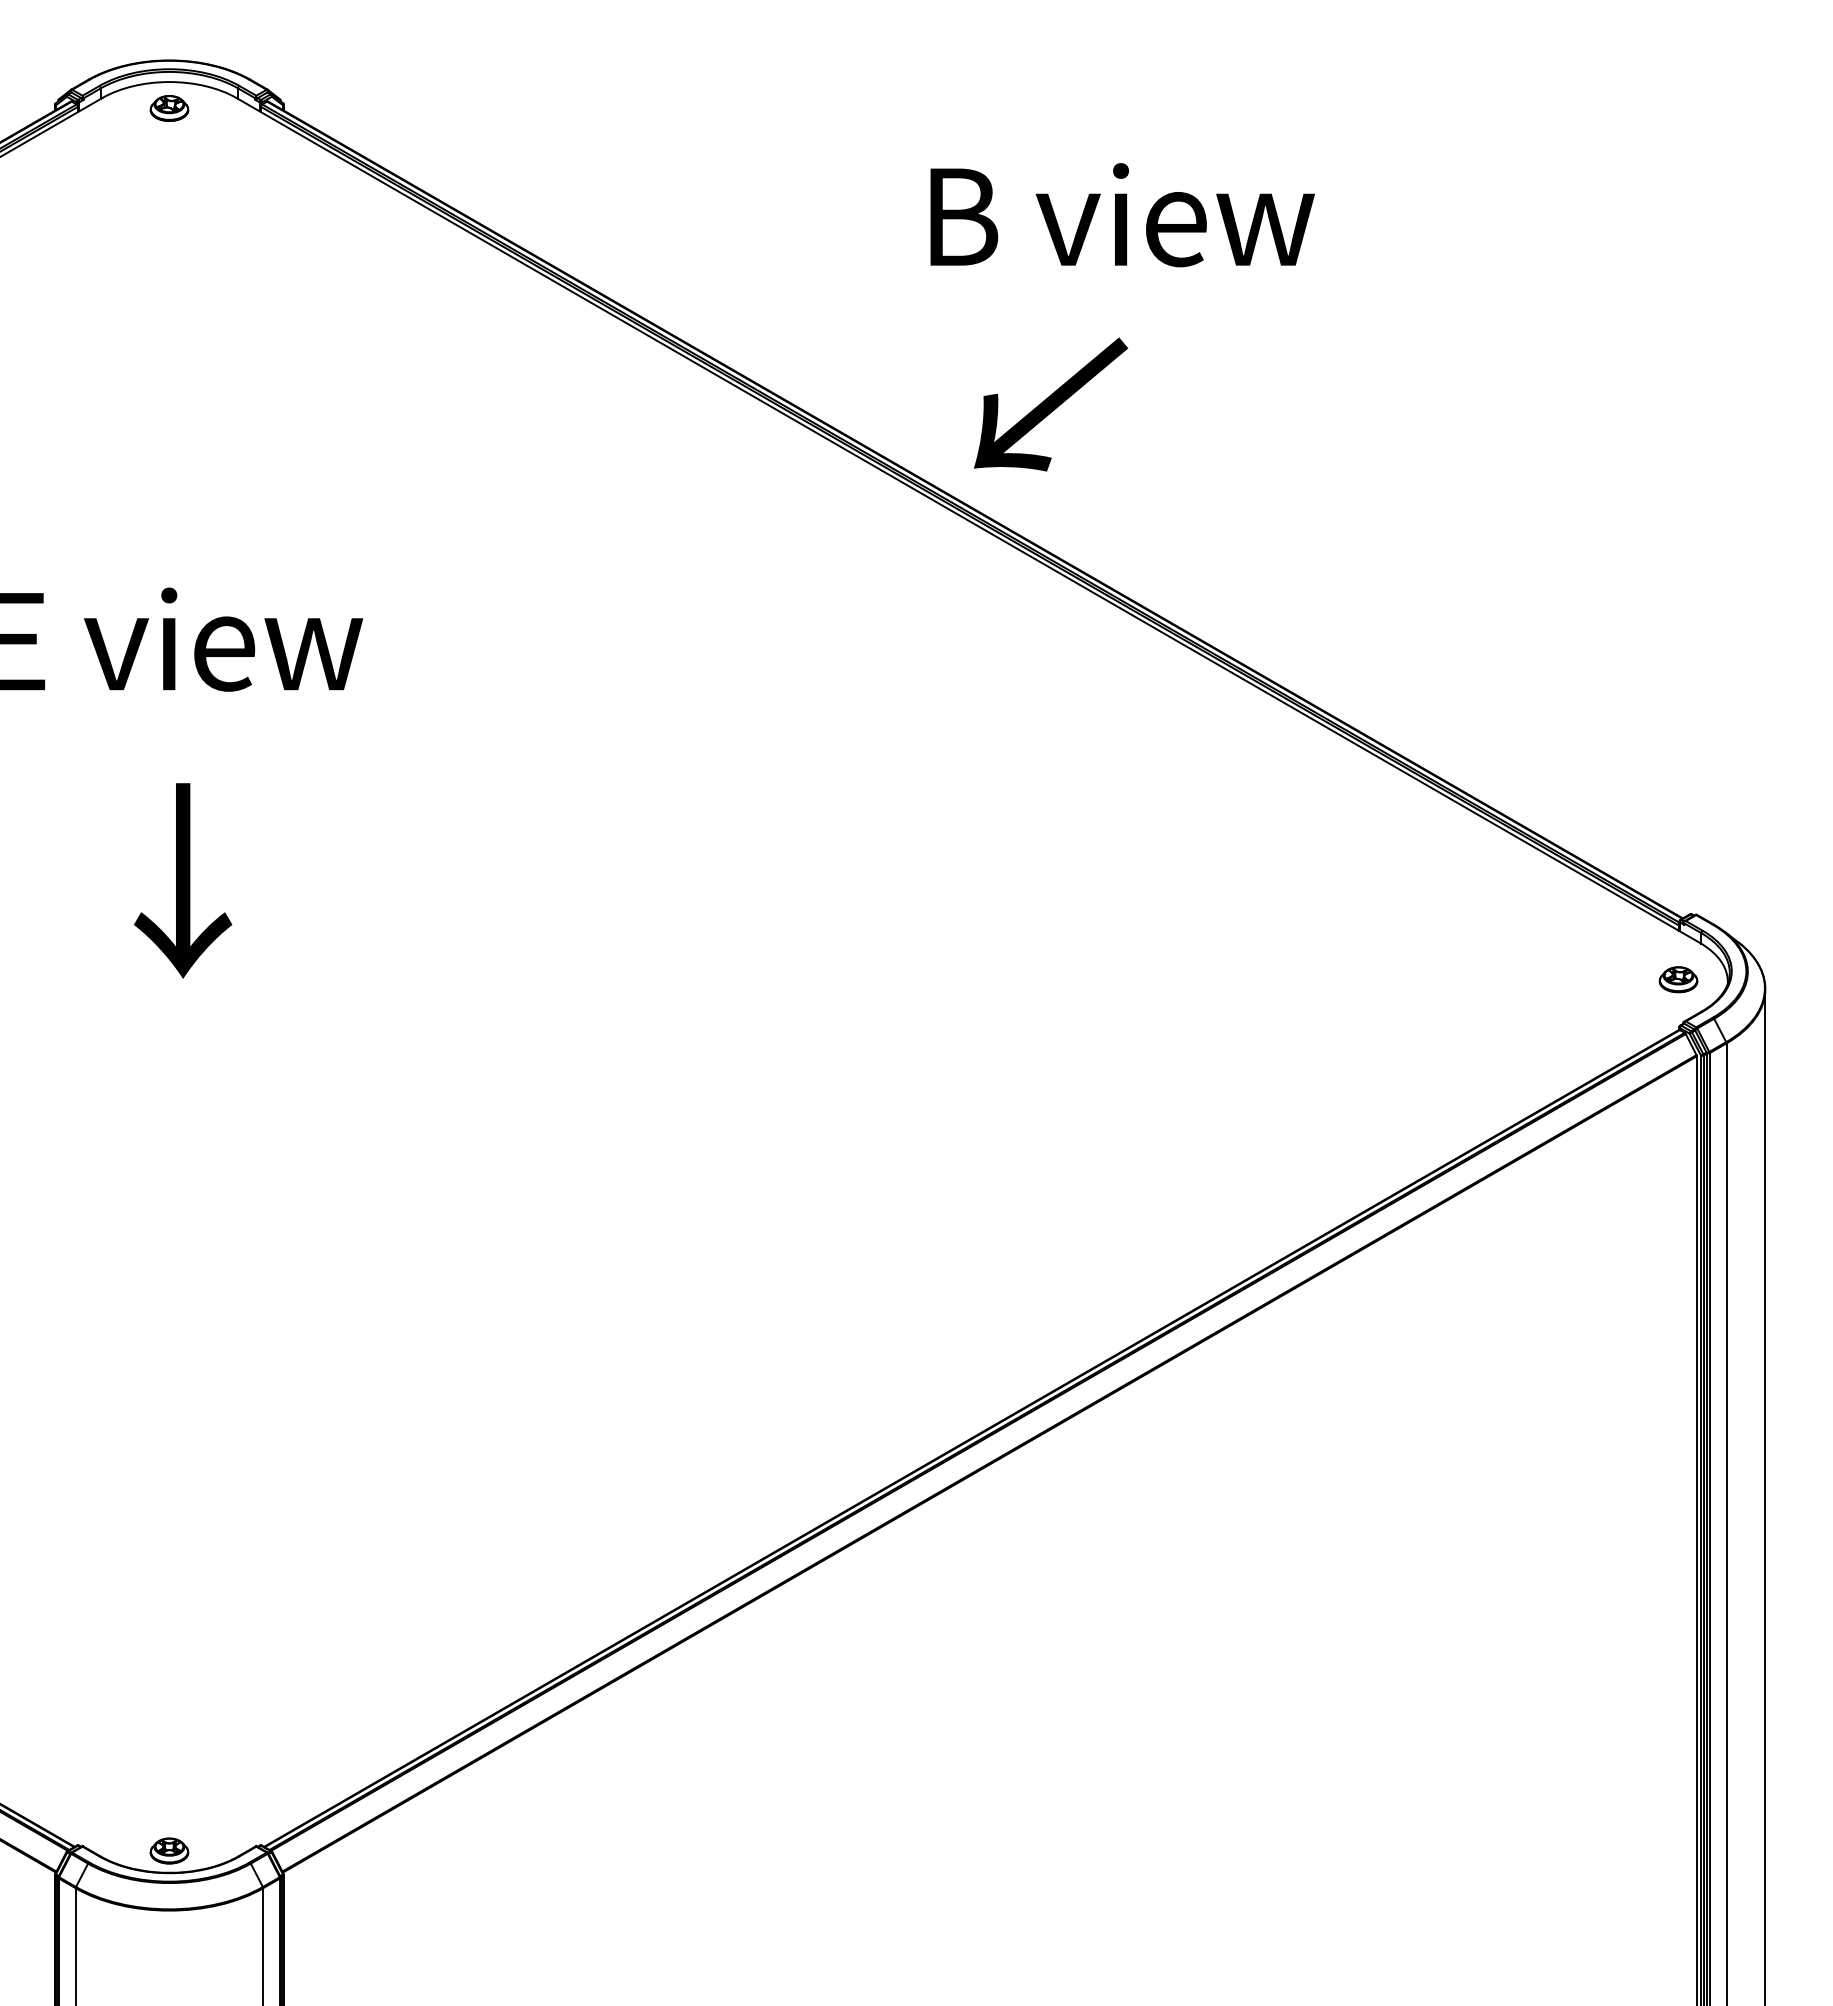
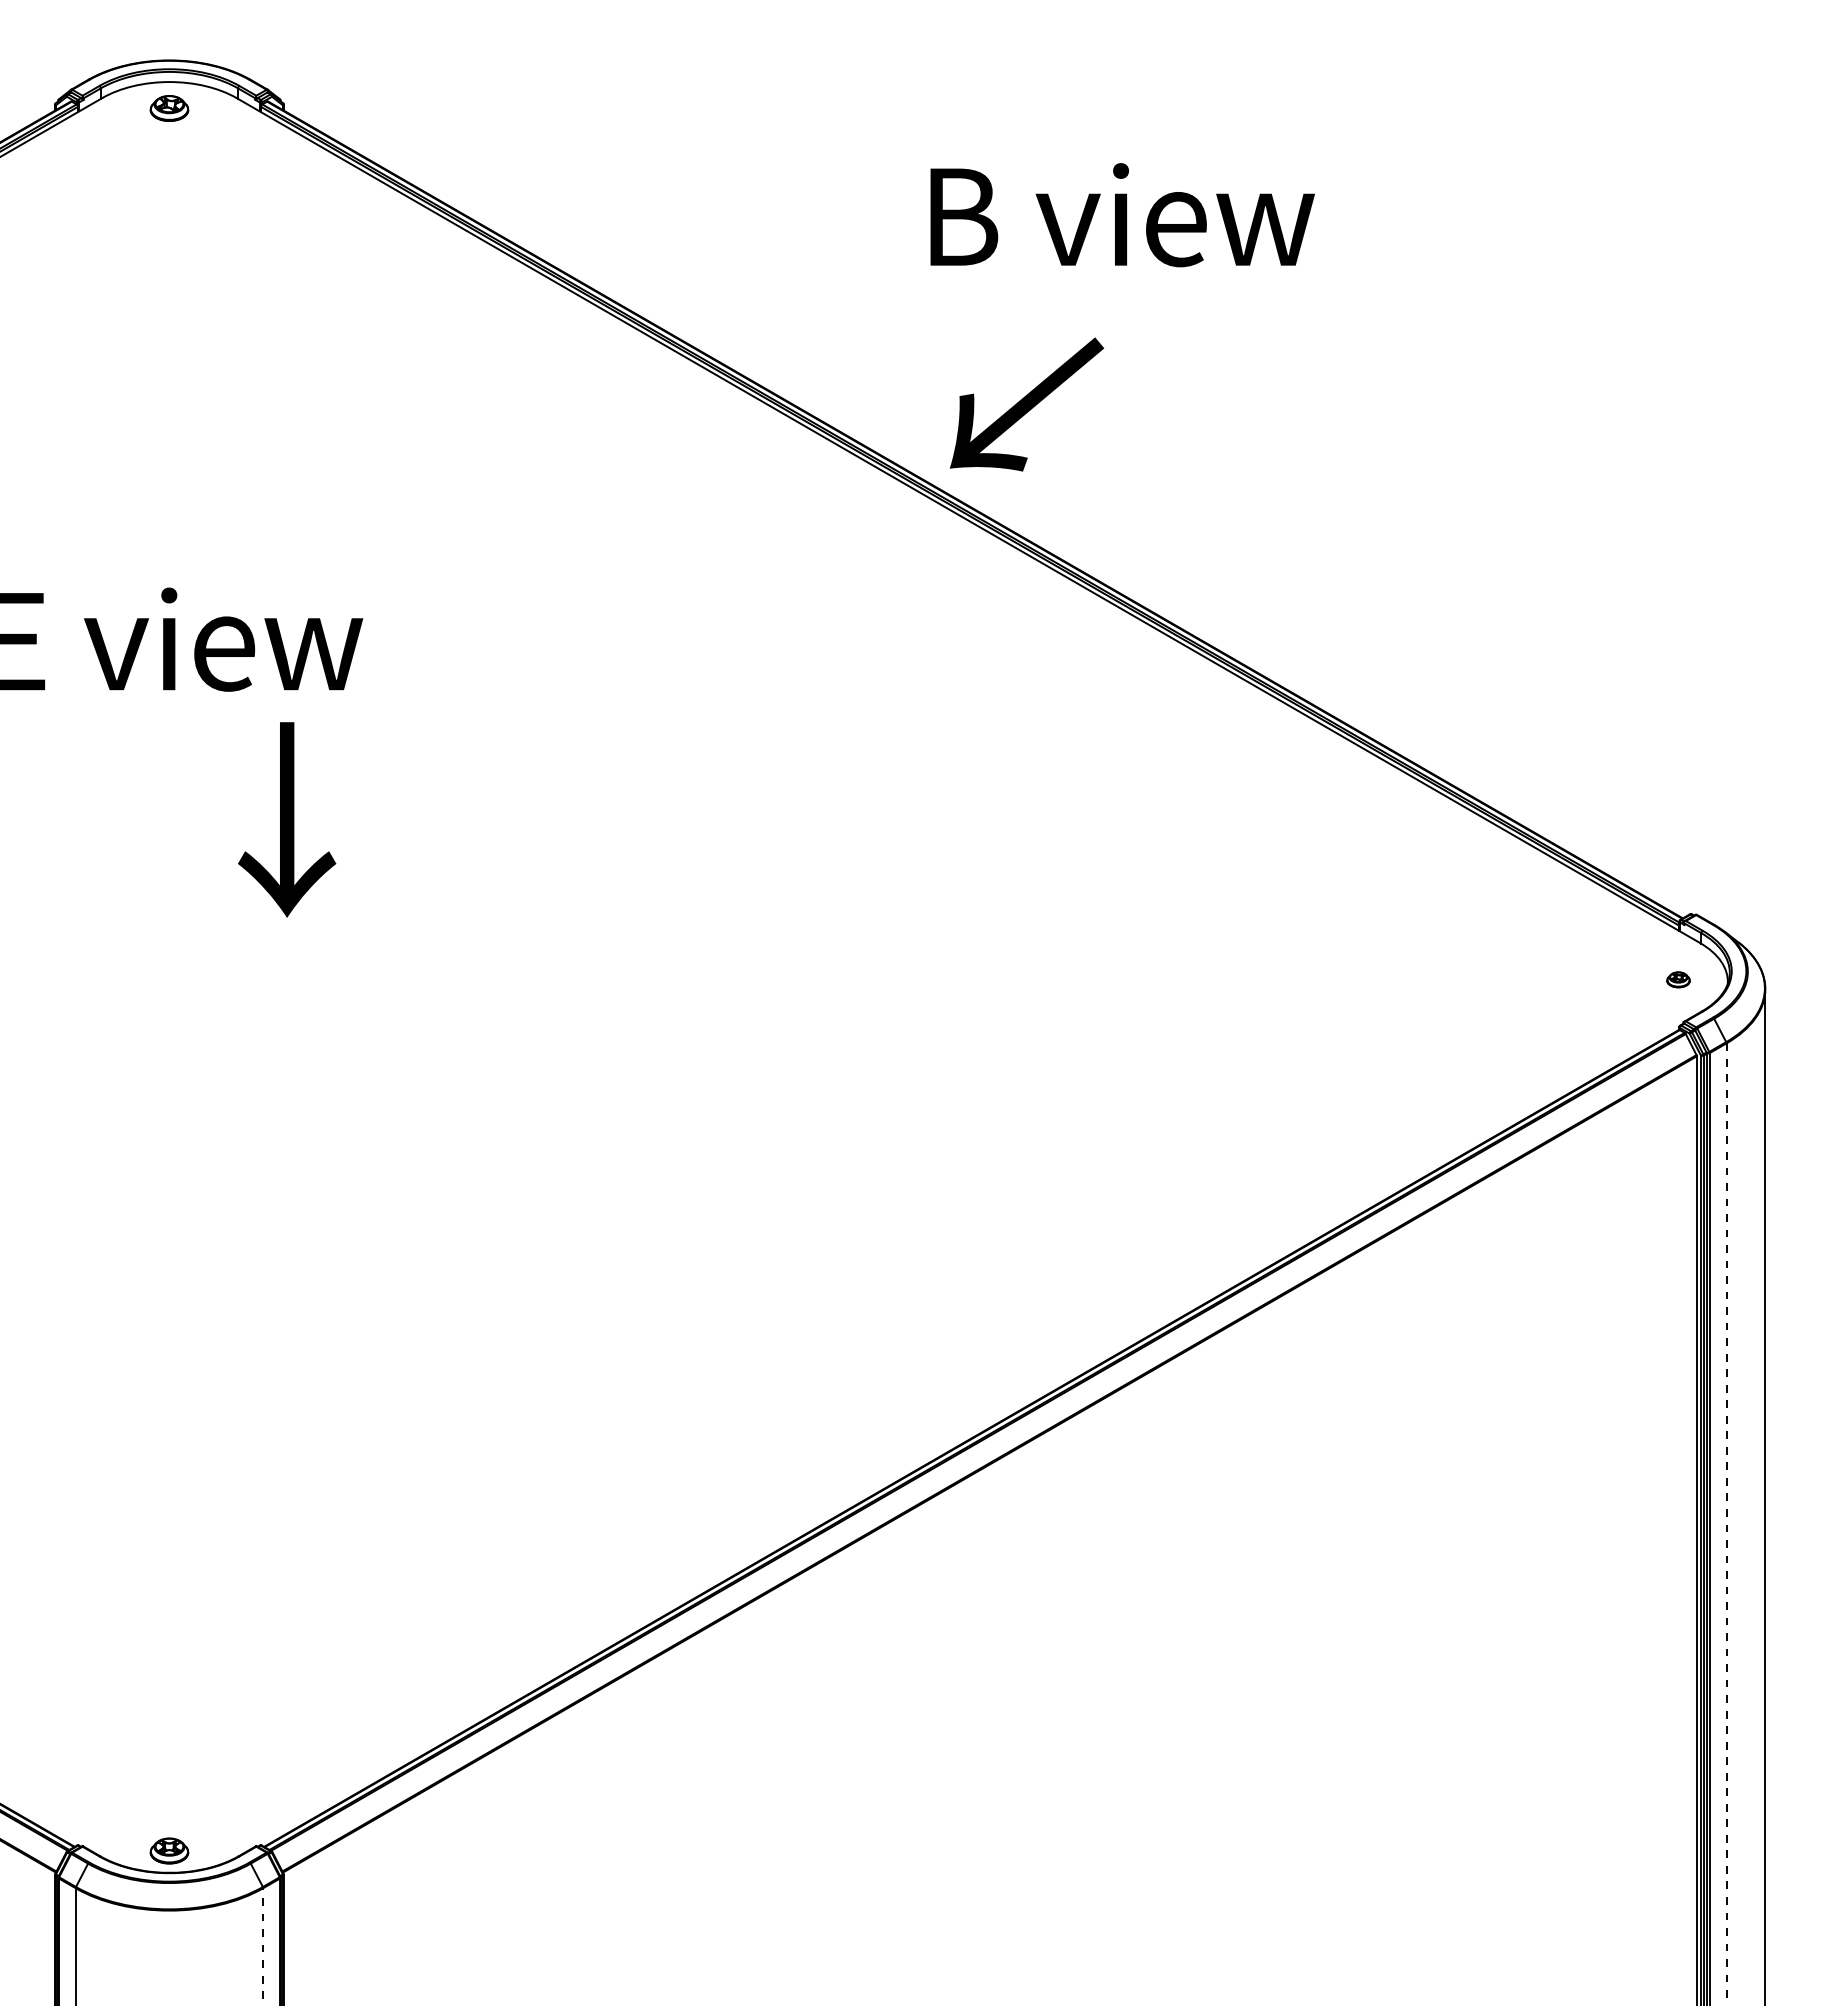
text position: (1051, 404) -> (1027, 404) (1027, 404)
text position: (183, 880) -> (287, 819) (287, 819)
part size: 41x28 px -> 25x18 px (1678, 979)
line: solid -> dashed (1726, 1525)
line: solid -> dashed (263, 1946)
